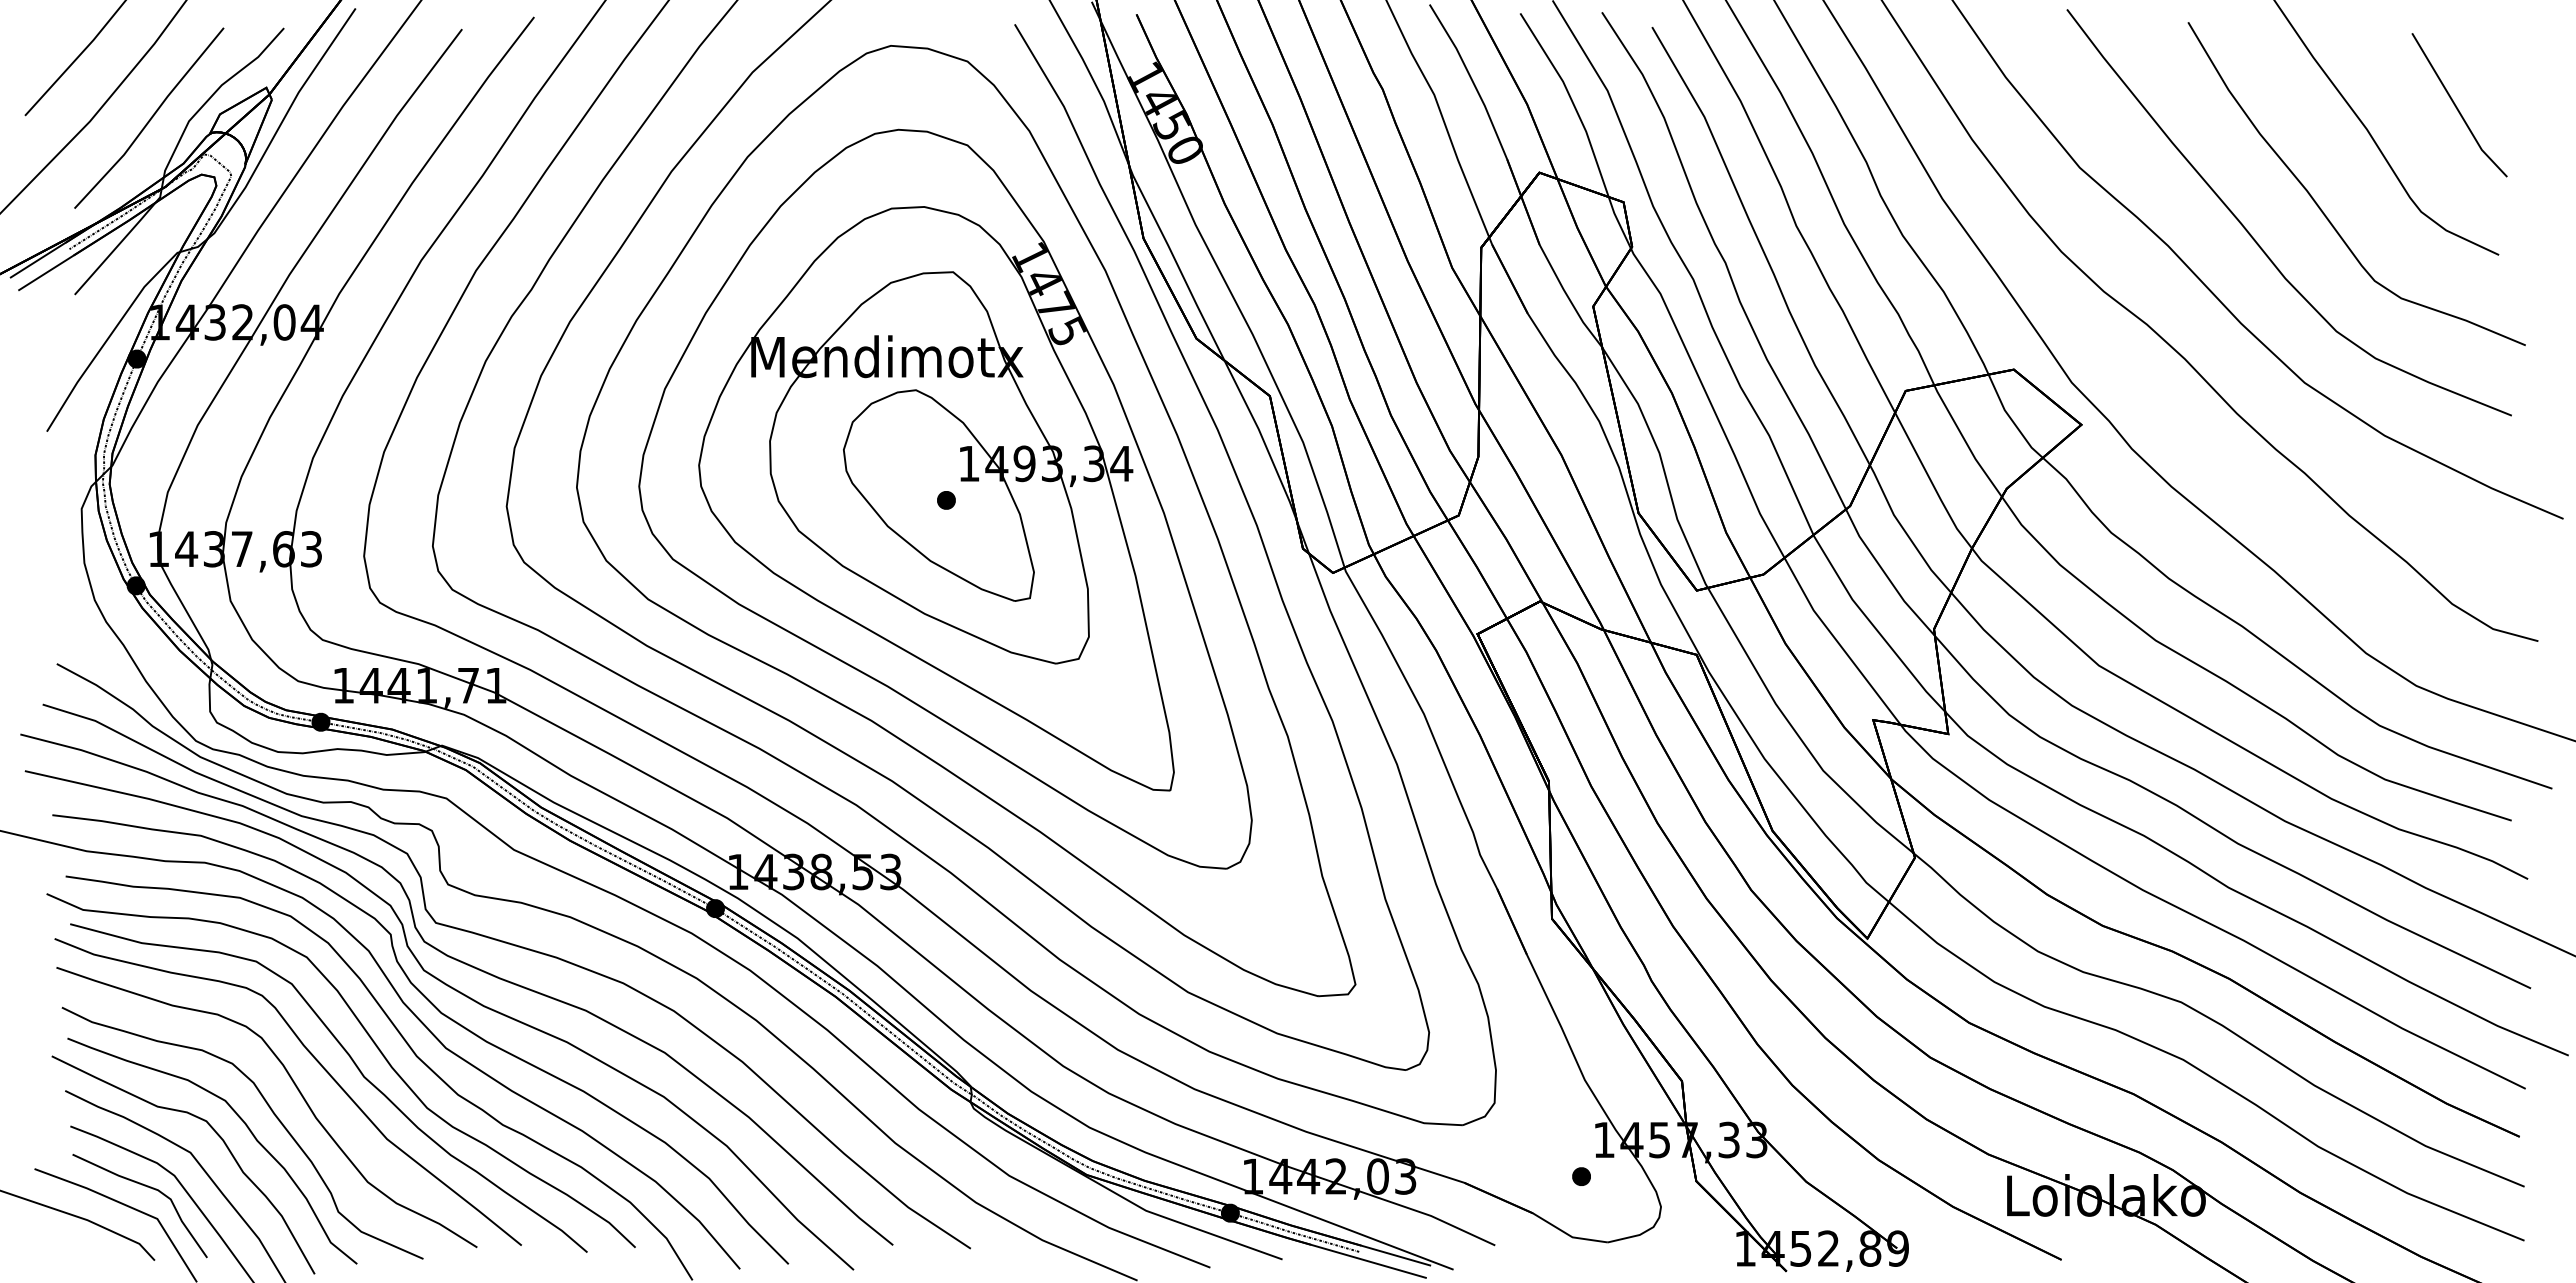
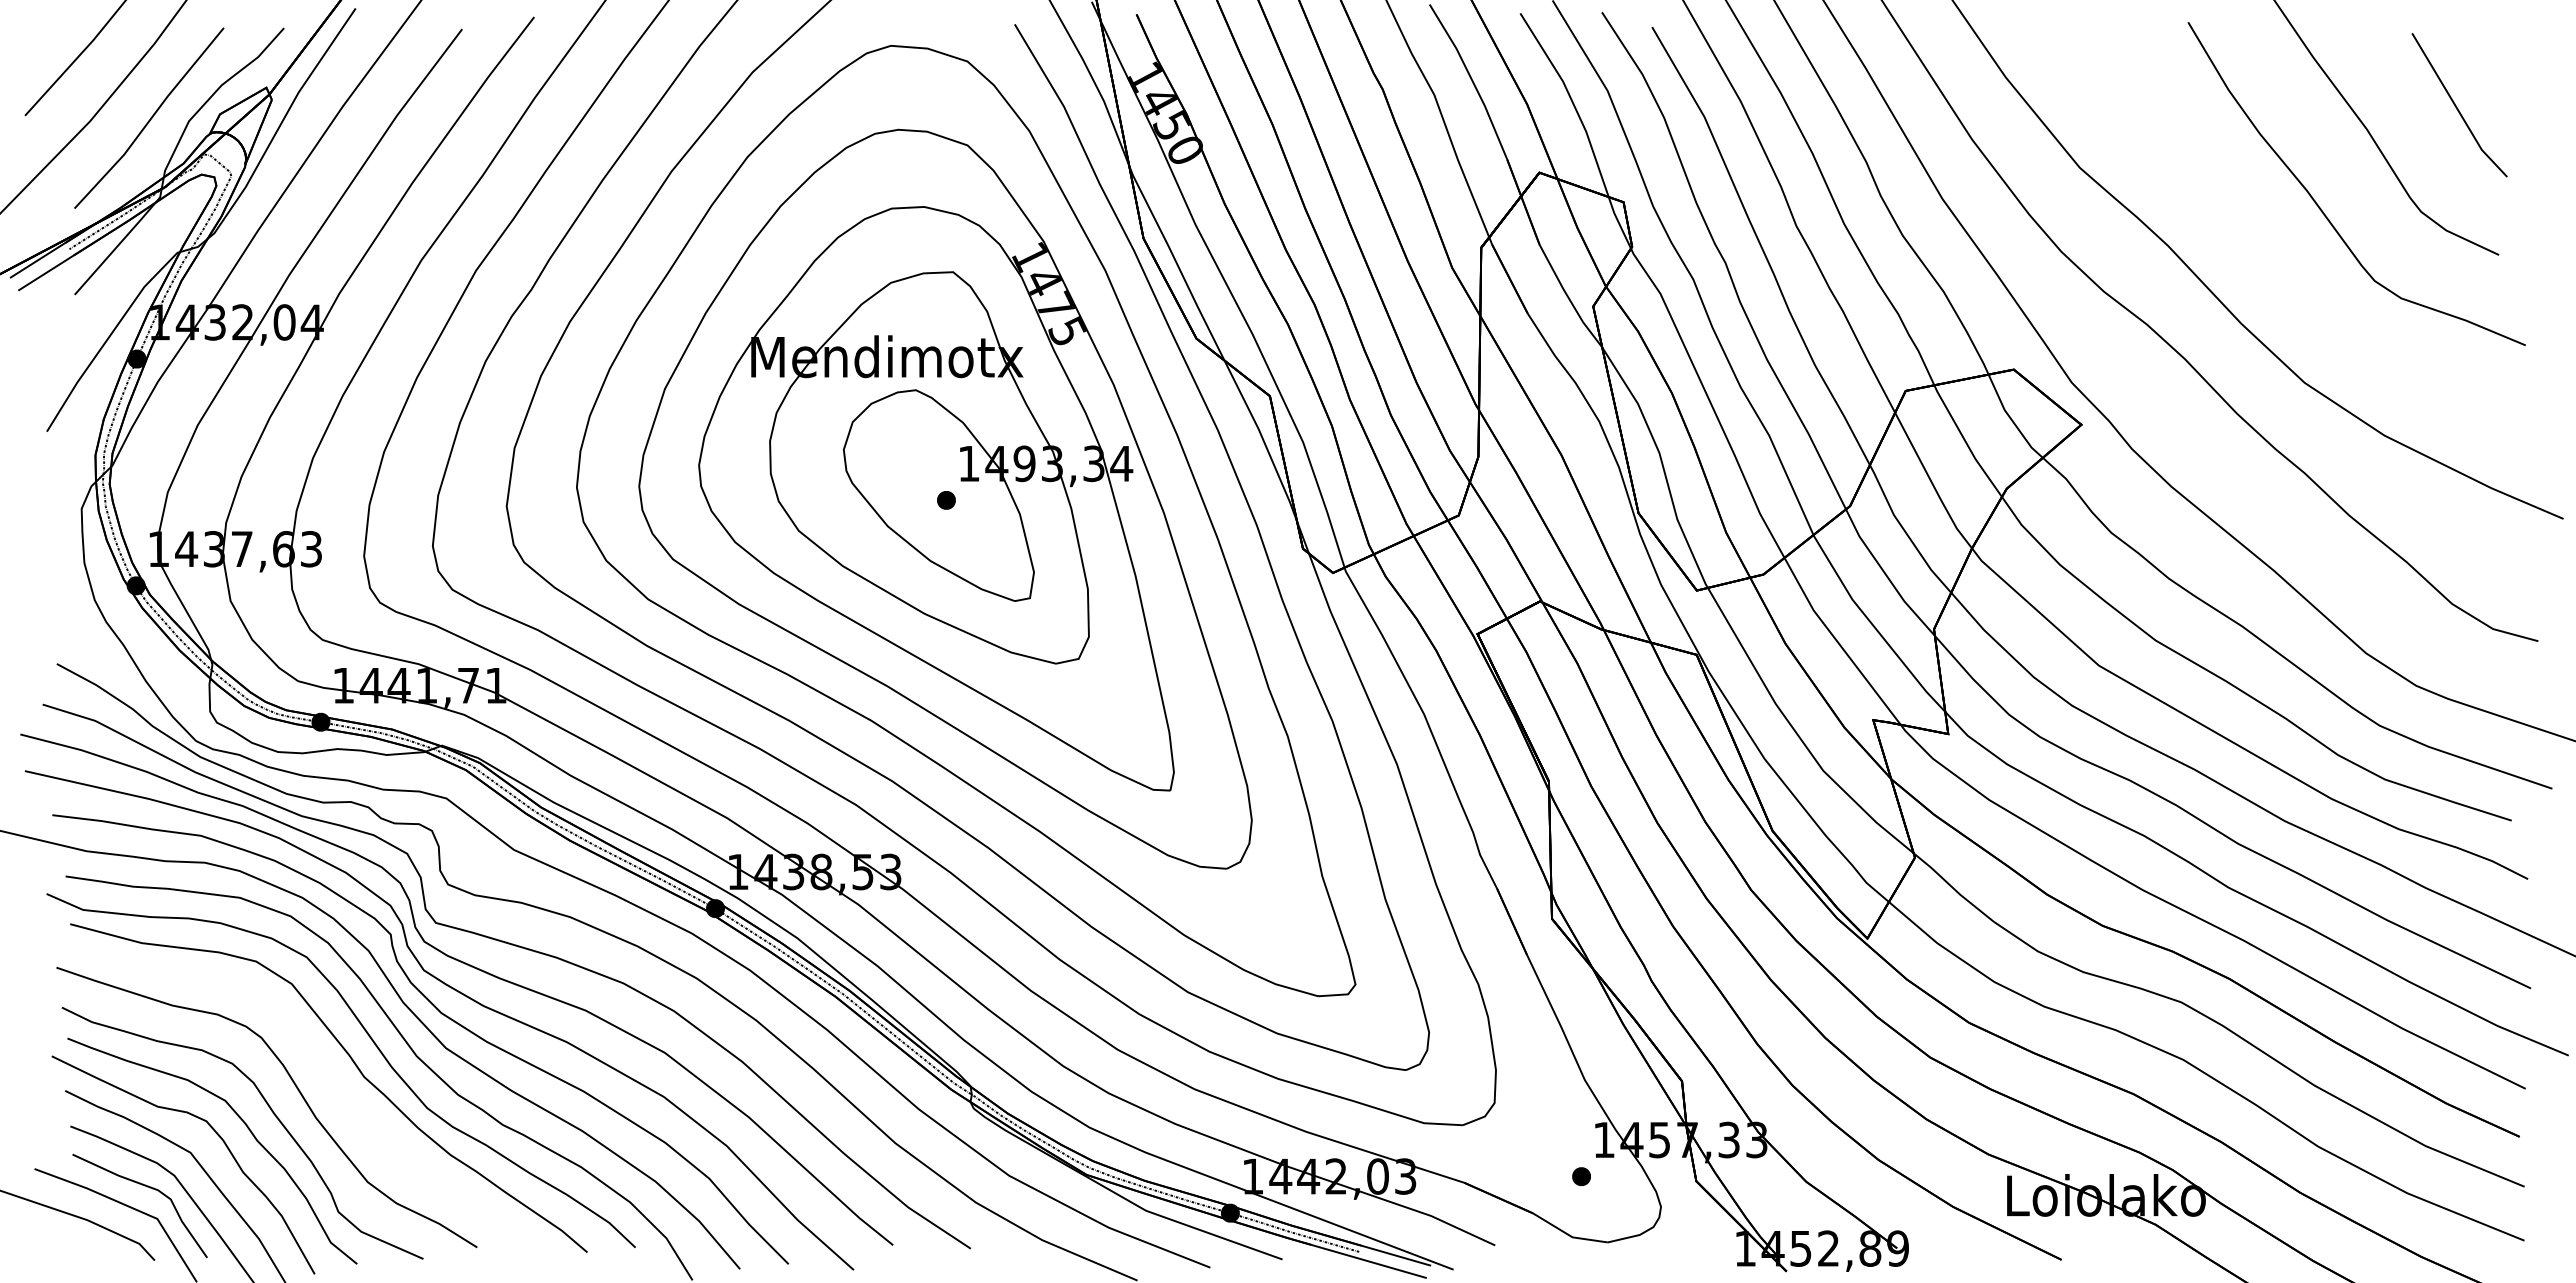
curve: present -> none (2255, 239)
curve: present -> none (316, 1061)
